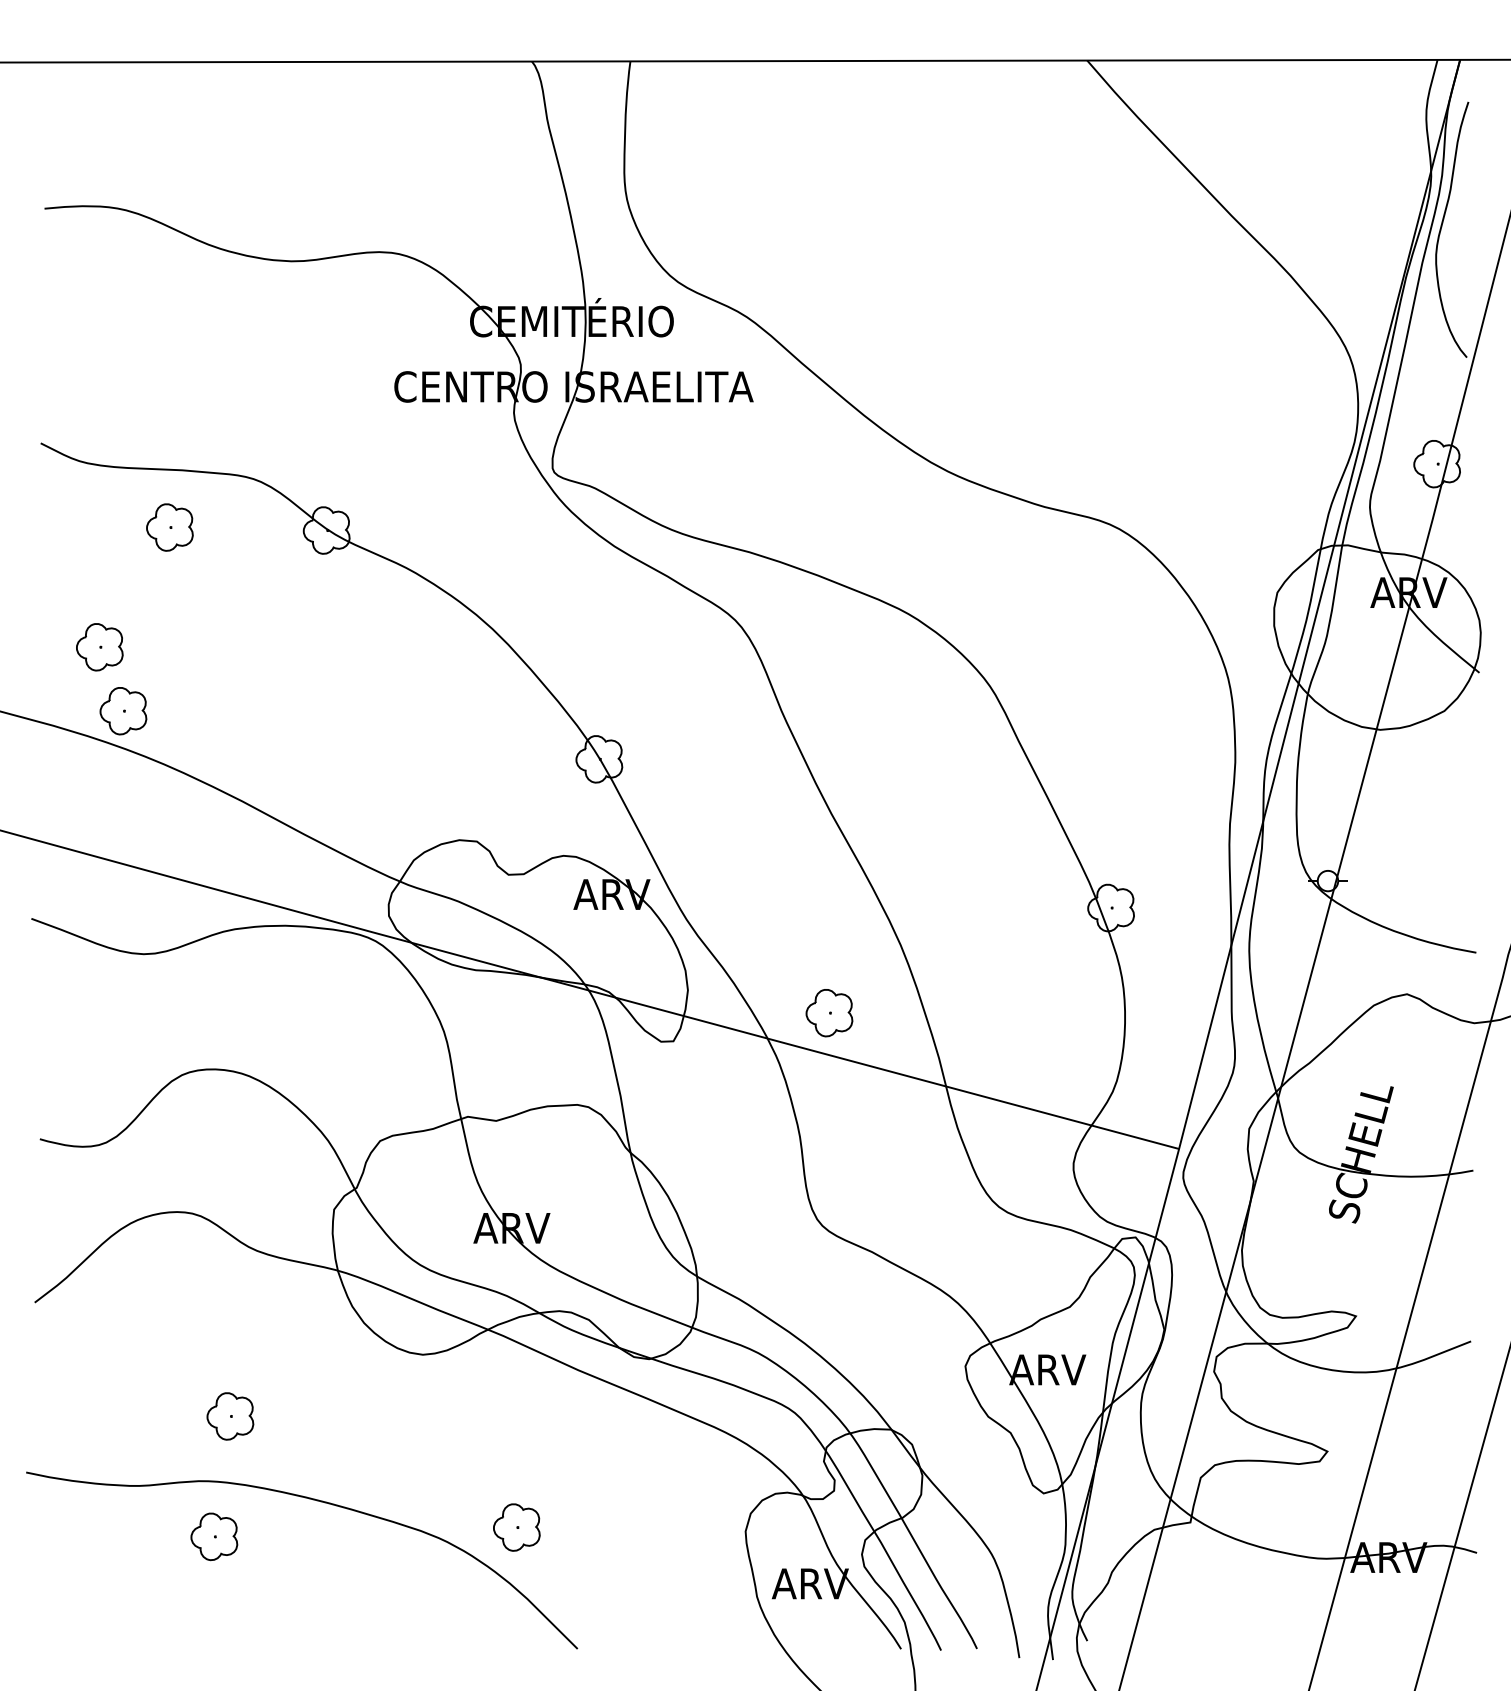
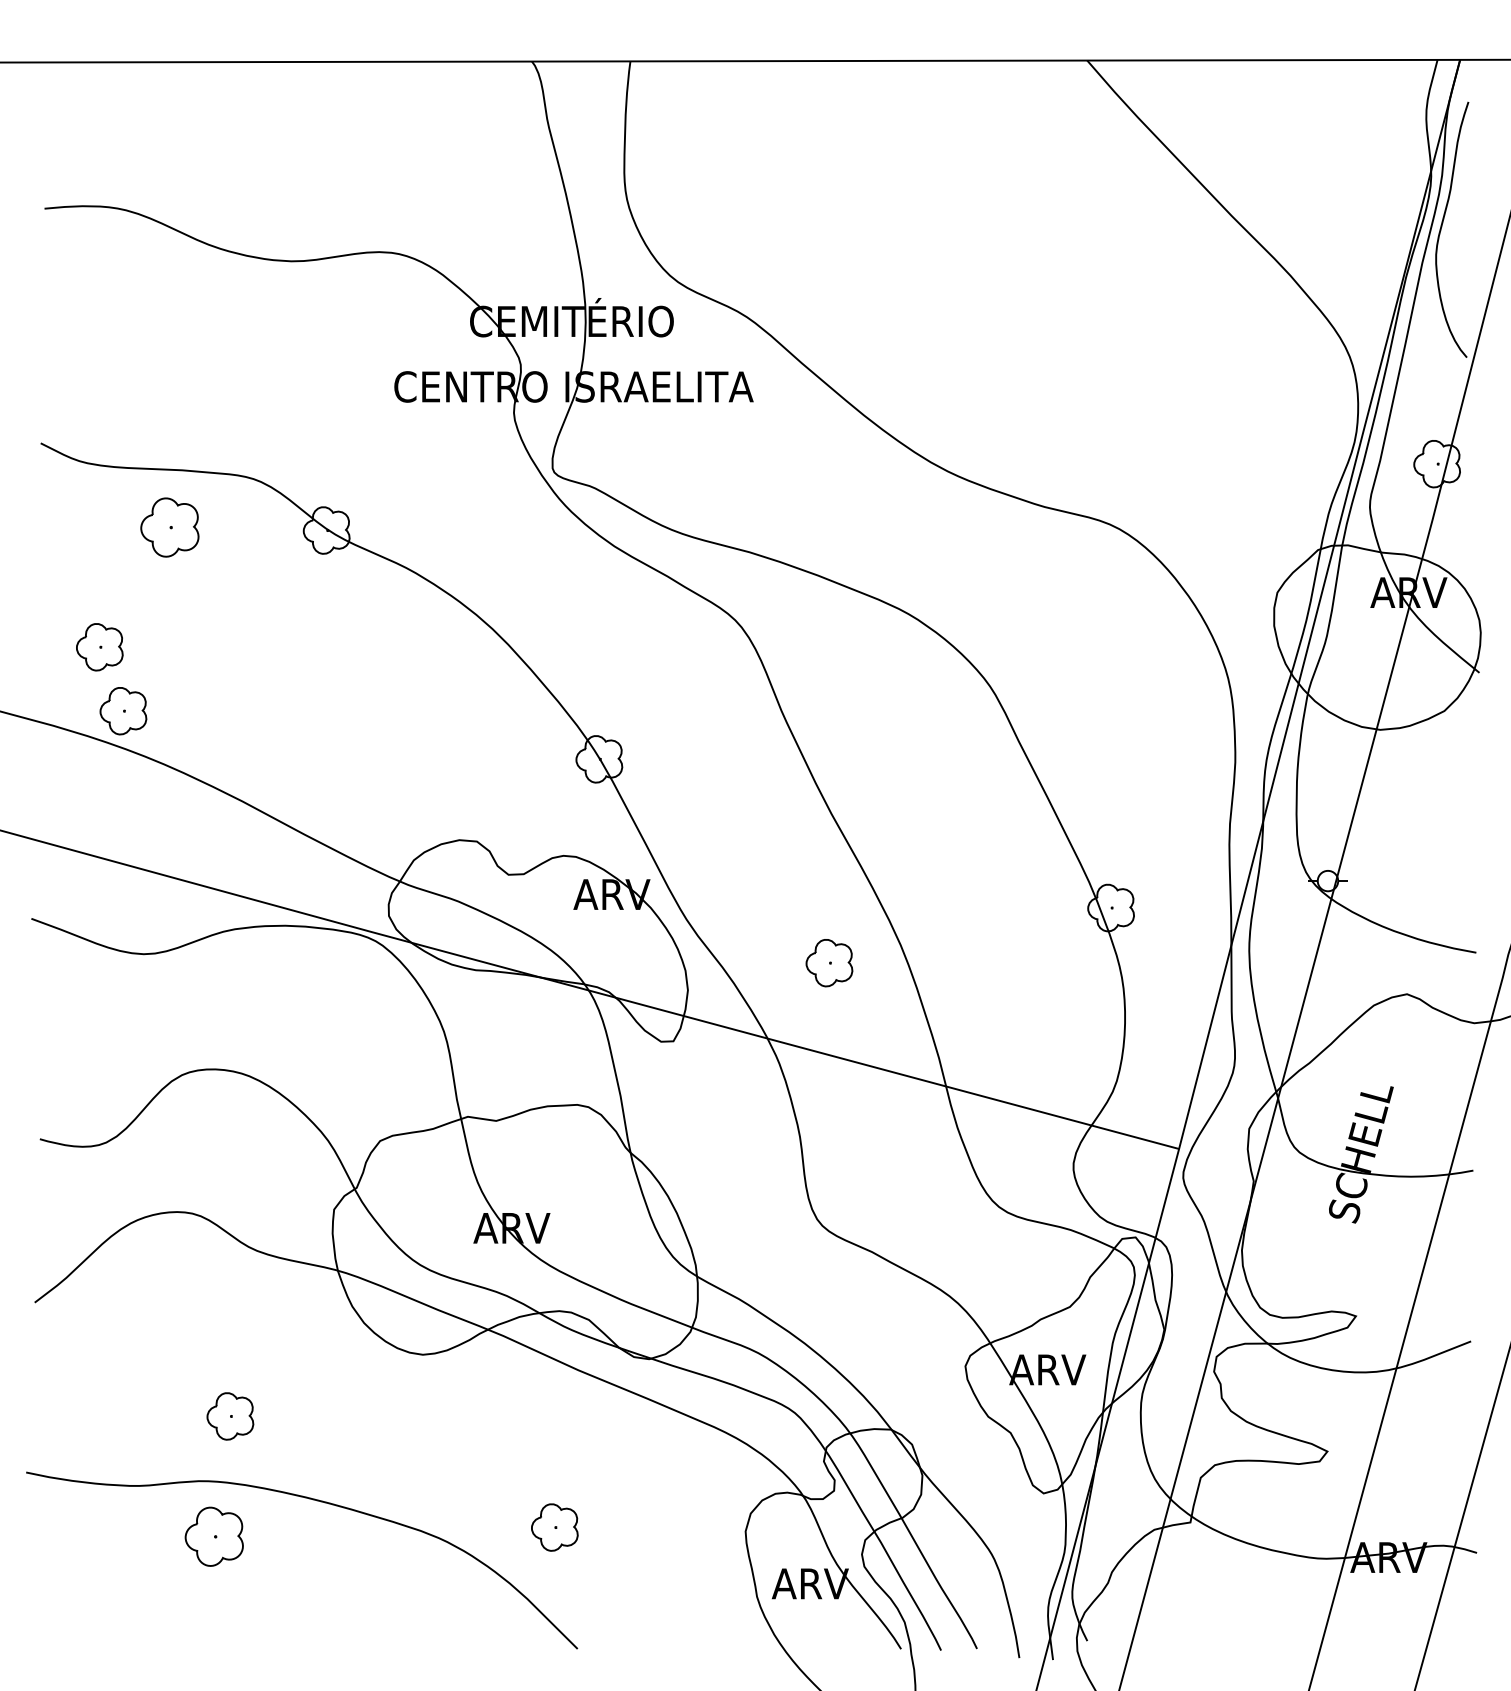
part size: 48x49 px -> 60x61 px (169, 527)
part position: (829, 1013) -> (829, 963) (829, 963)
part position: (516, 1527) -> (554, 1527) (554, 1527)
part size: 49x50 px -> 60x61 px (213, 1536)
